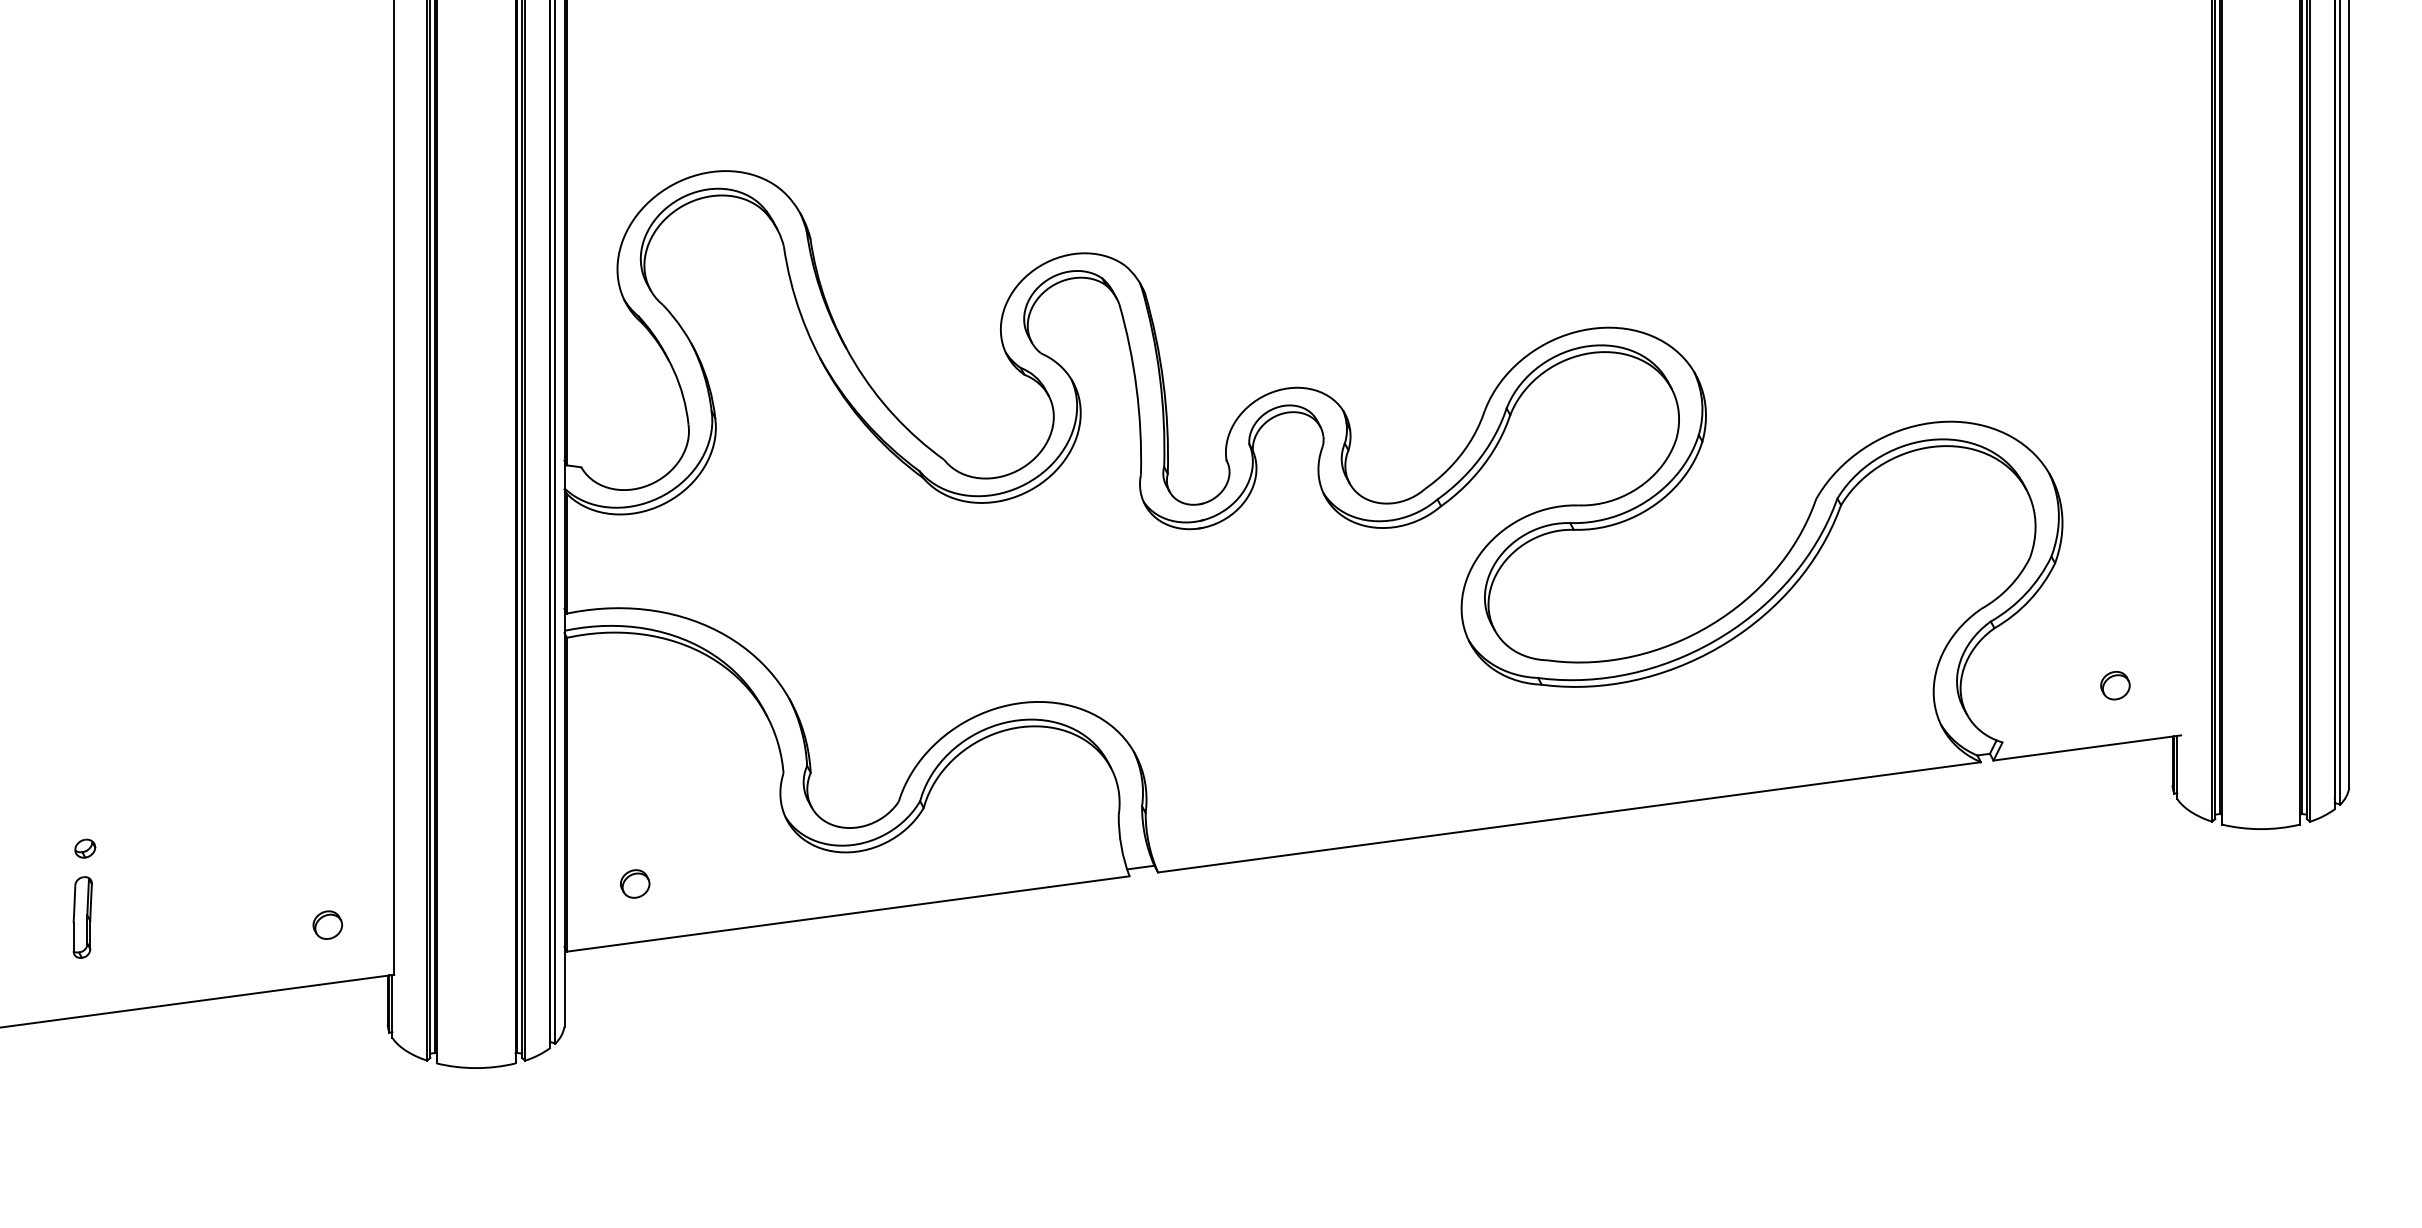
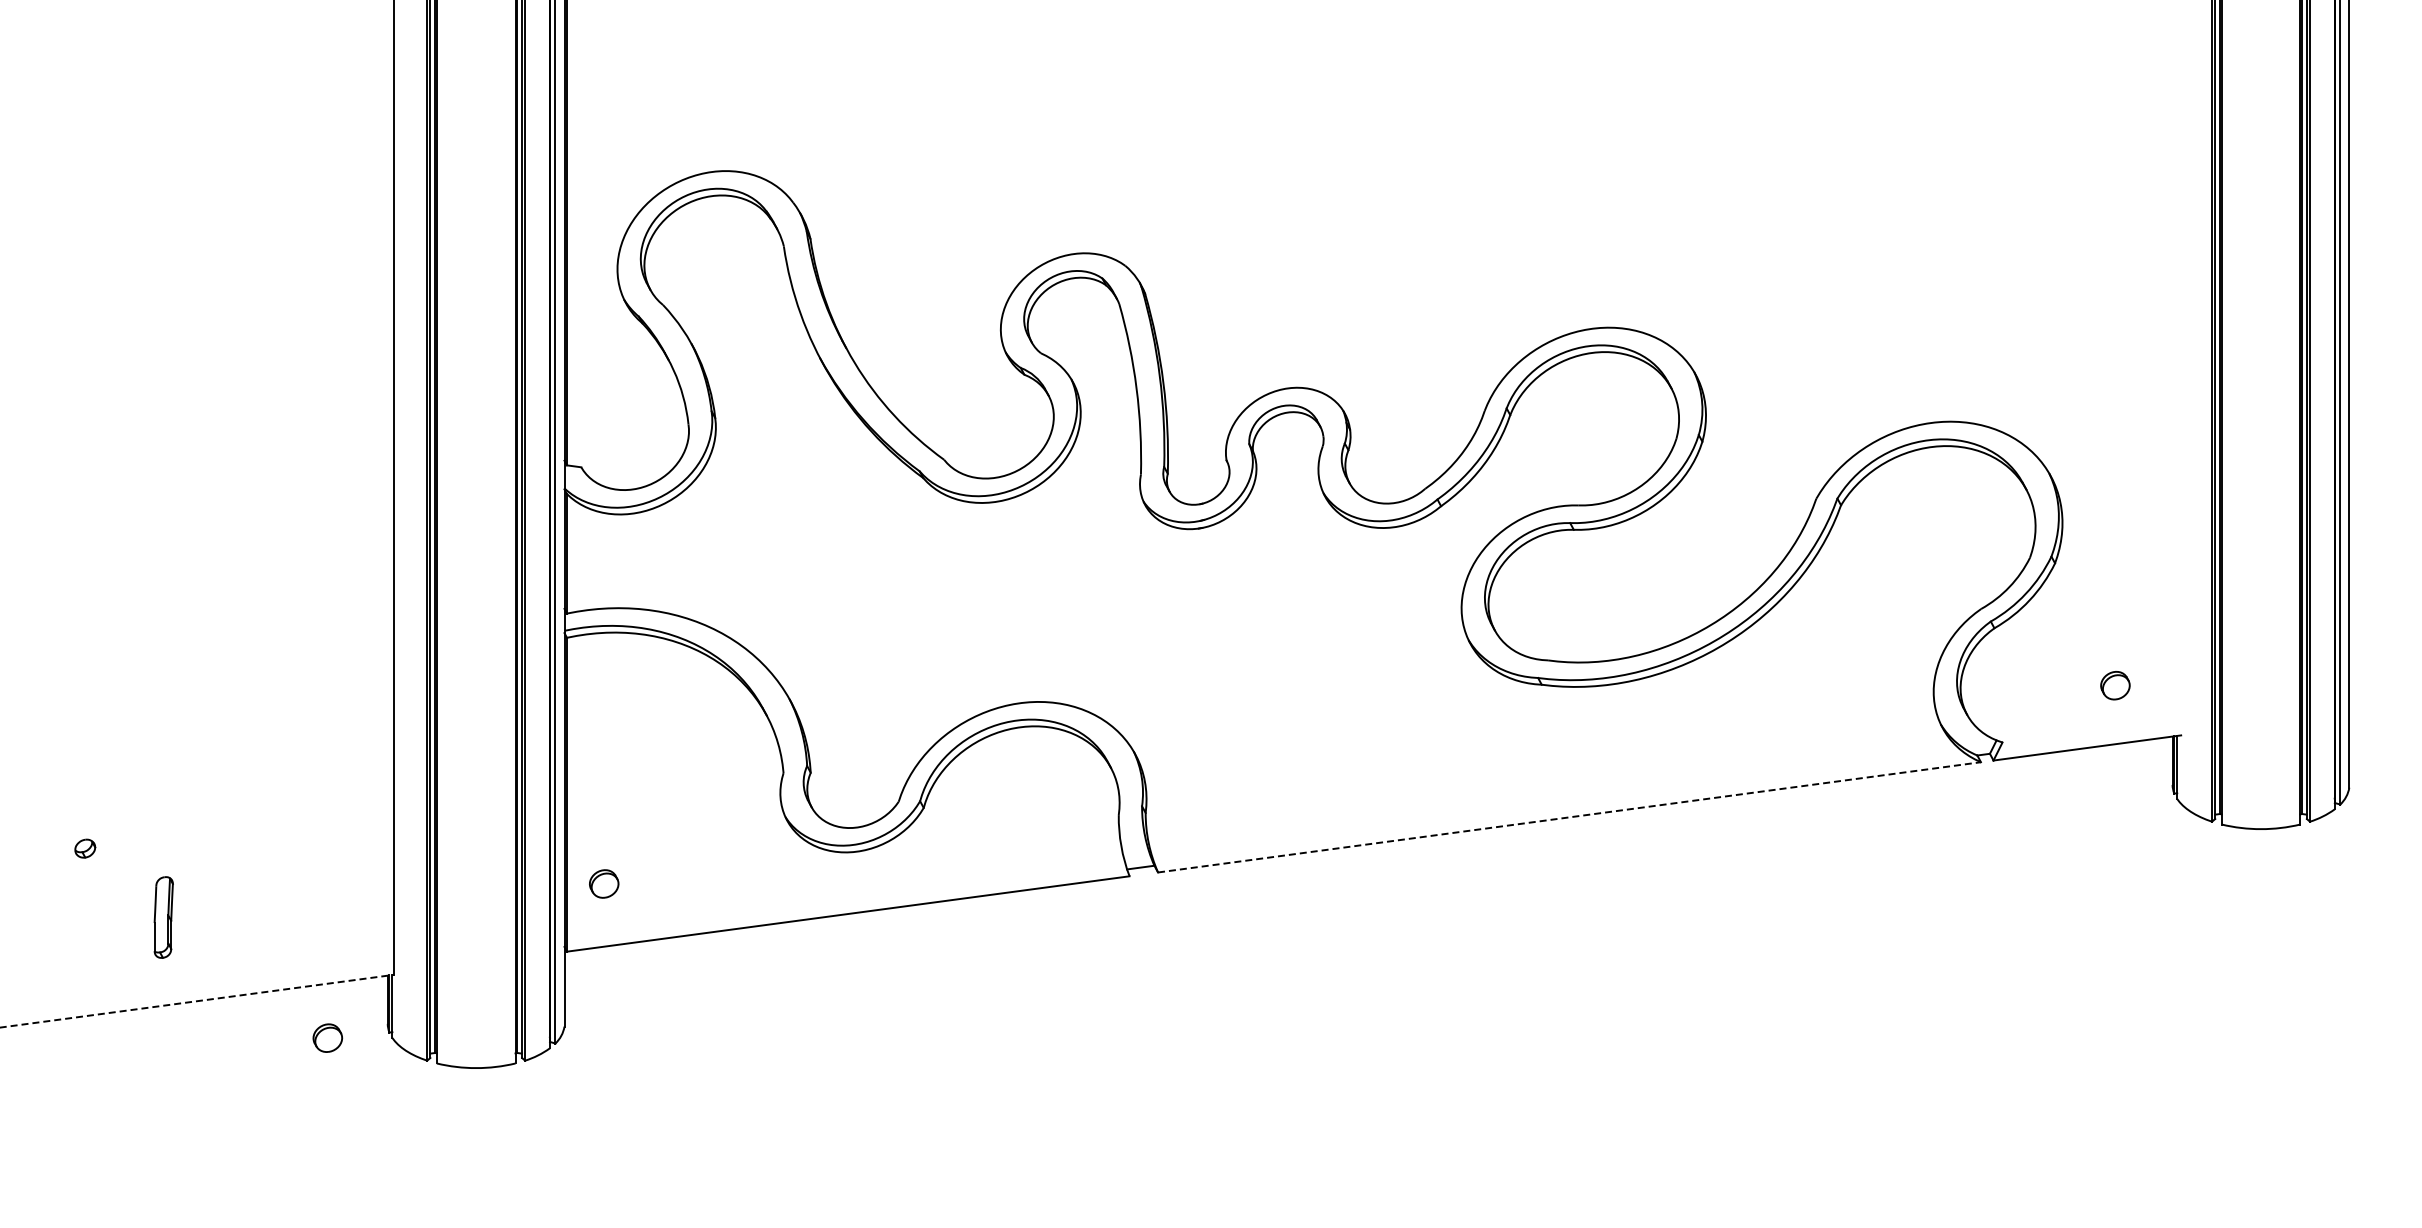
line: solid -> dashed (1570, 817)
part position: (635, 883) -> (604, 883) (604, 883)
part position: (82, 917) -> (163, 917) (163, 917)
part position: (327, 924) -> (327, 1037) (327, 1037)
line: solid -> dashed (198, 1001)
